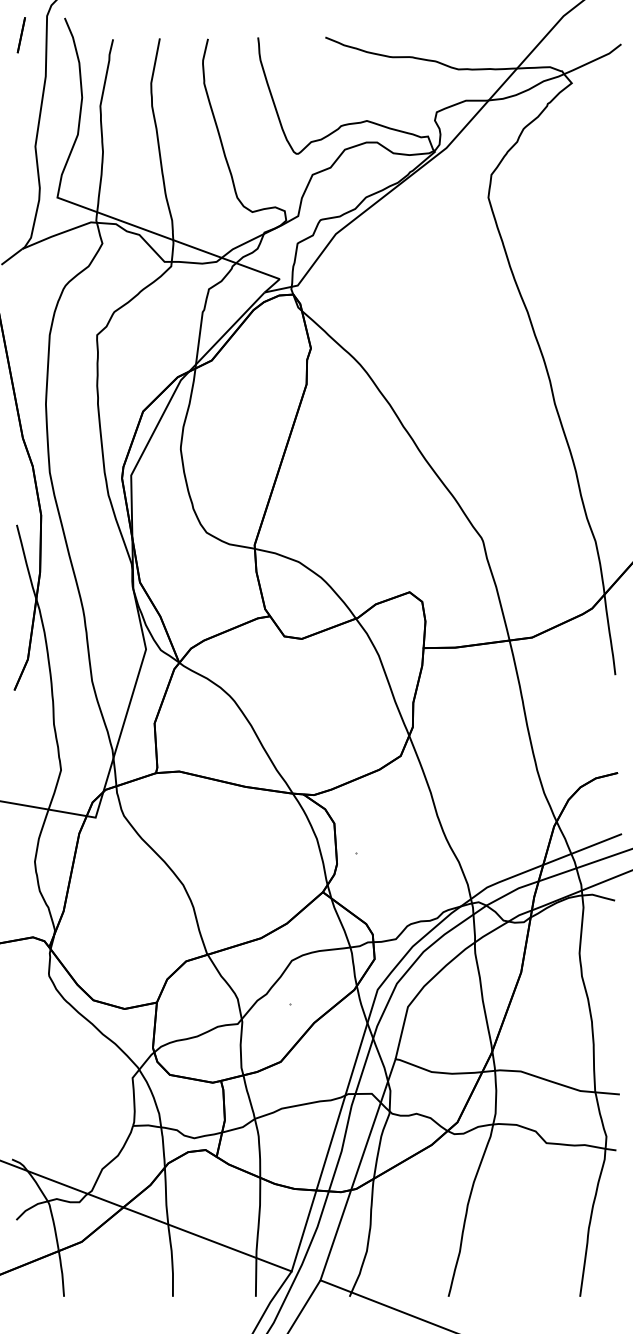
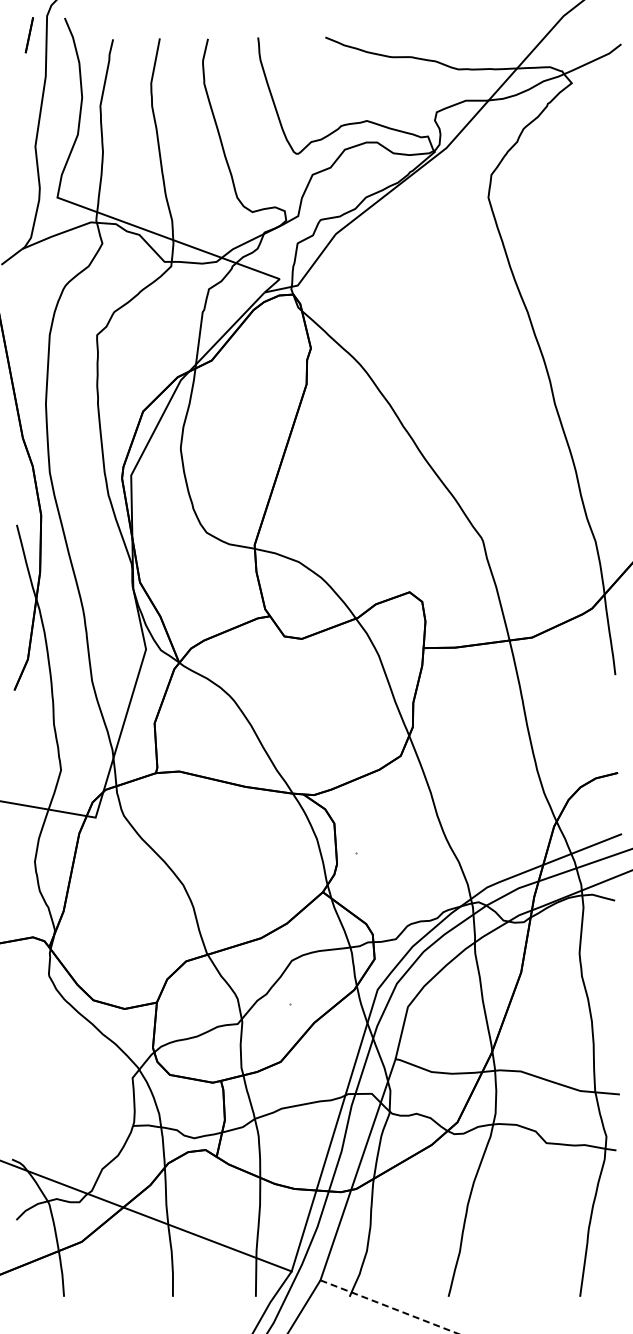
line position: (20, 35) -> (28, 35) (28, 35)
line: solid -> dashed (389, 1307)
